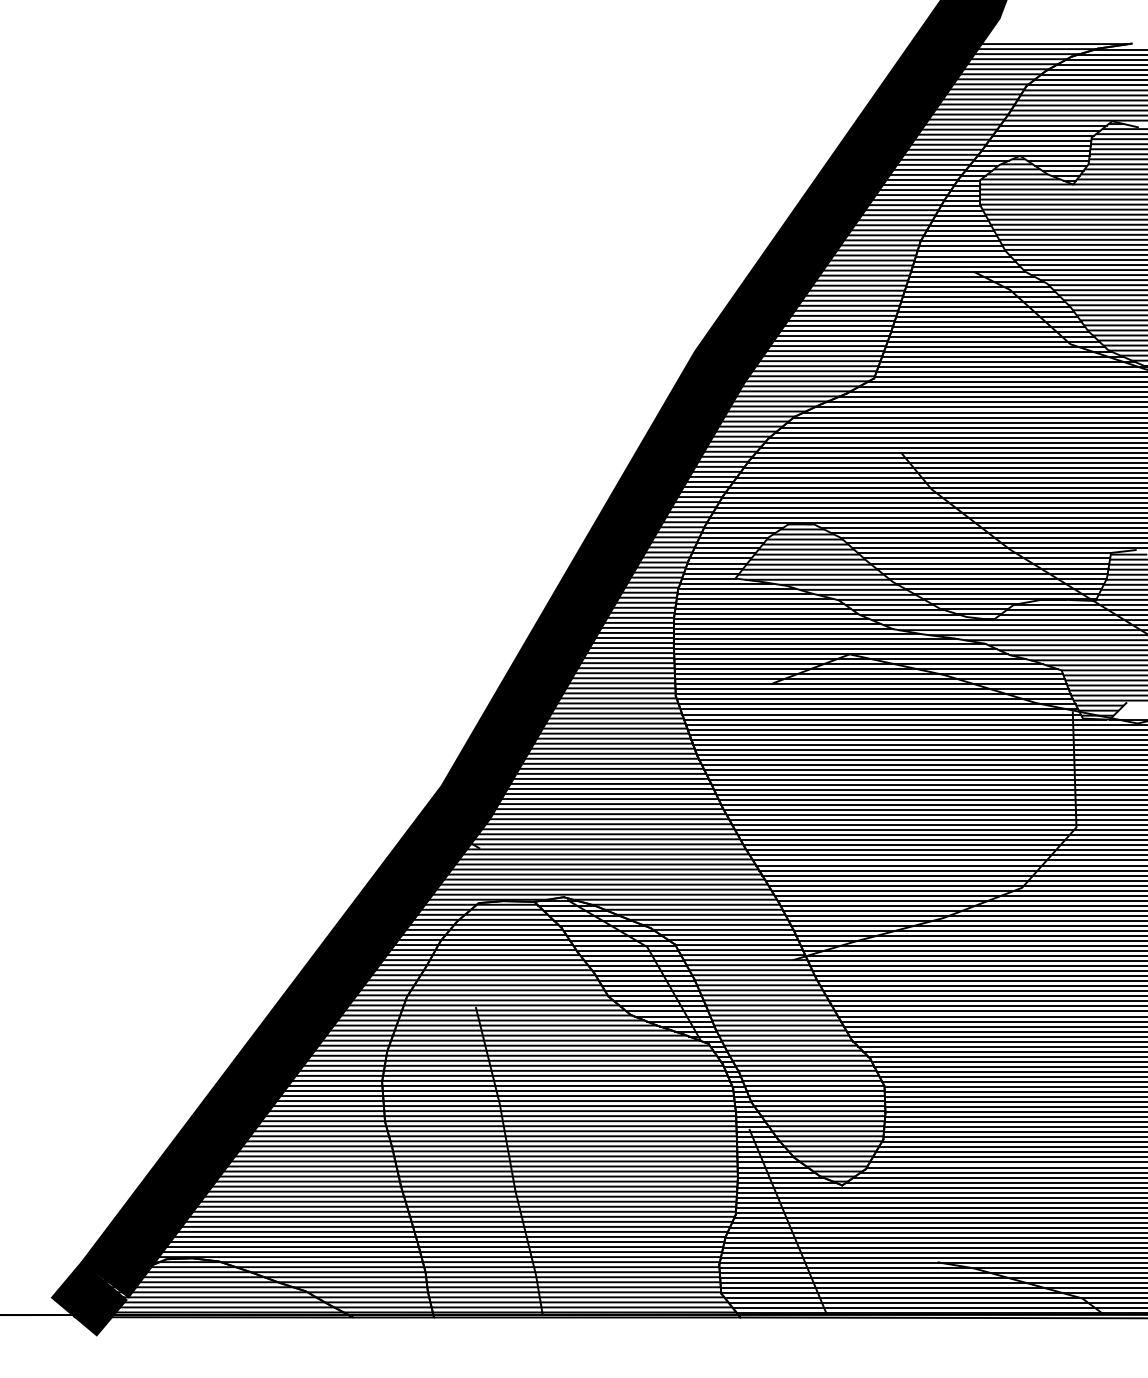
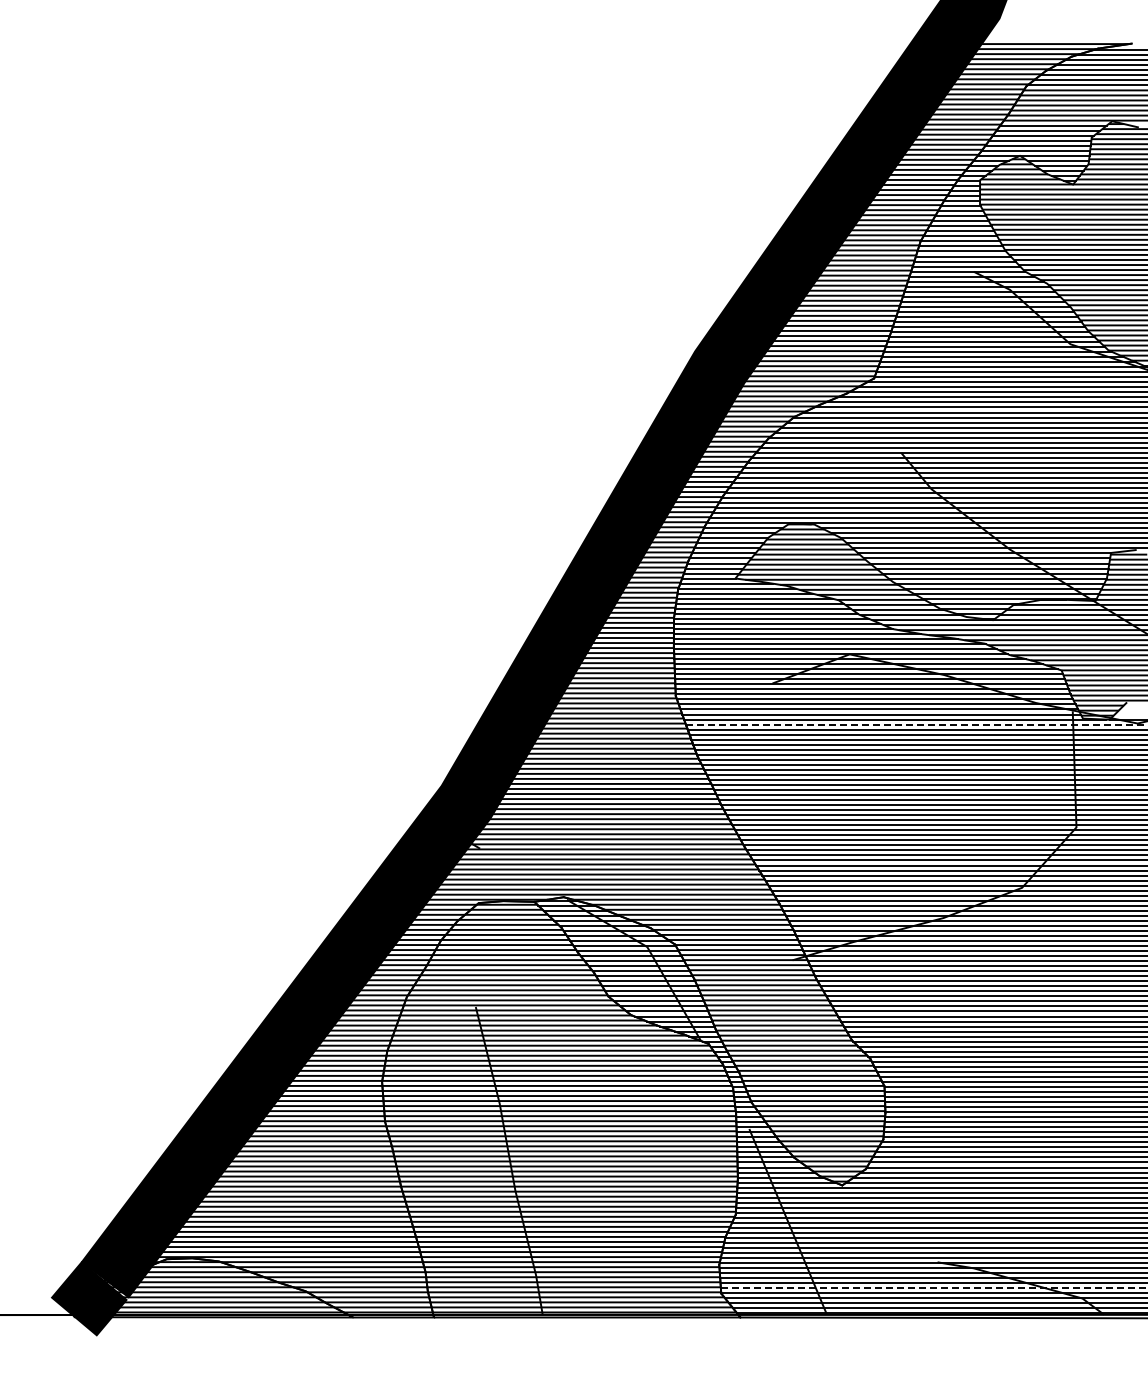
line: solid -> dashed (916, 724)
line: solid -> dashed (934, 1288)
